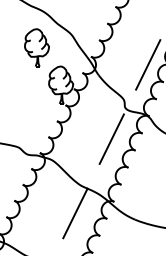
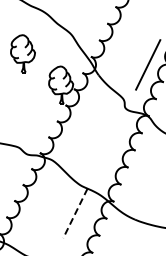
part position: (36, 47) -> (22, 53) (22, 53)
line: present -> none (111, 138)
line: solid -> dashed (75, 213)
